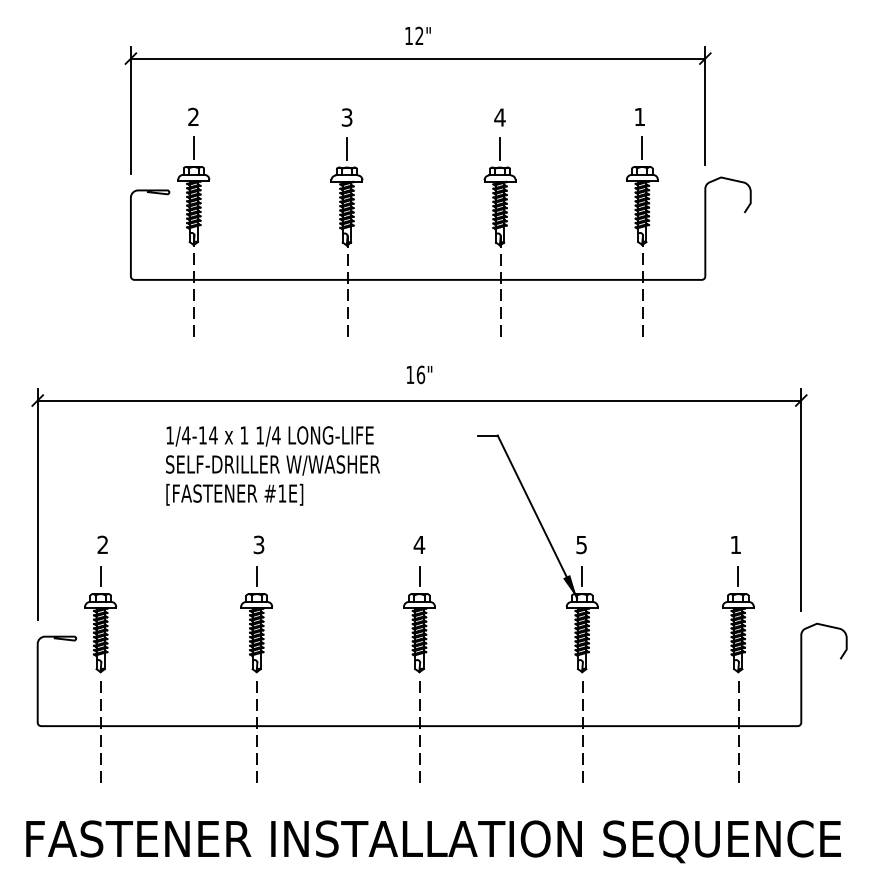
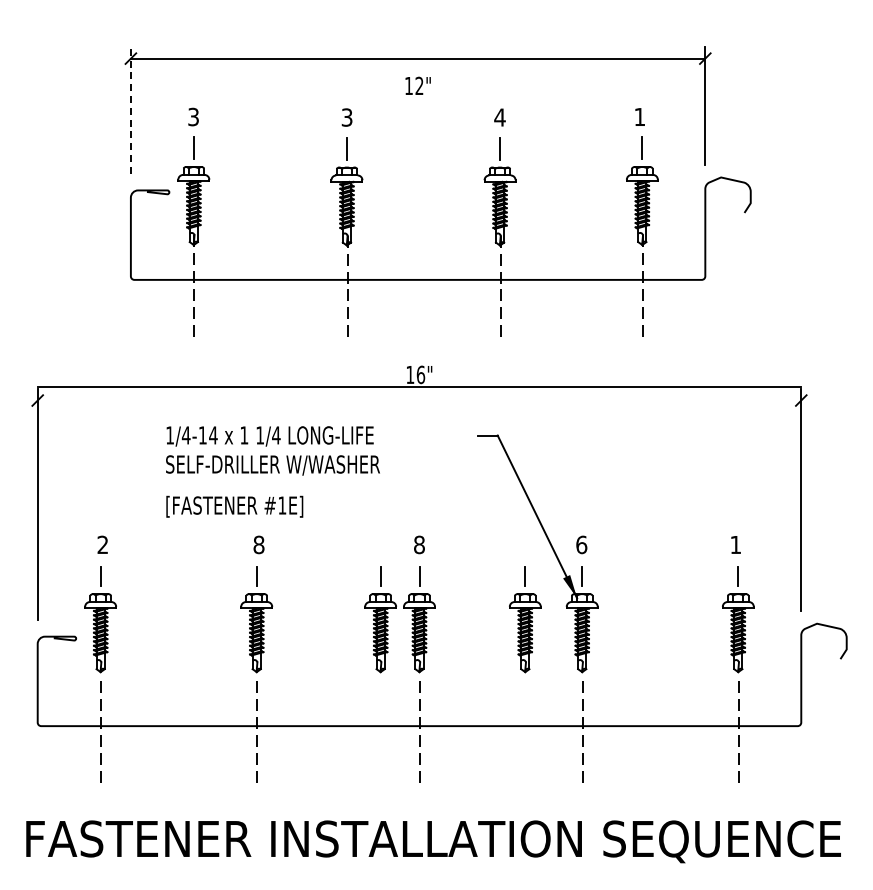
text position: (417, 35) -> (417, 85) (417, 85)
line: solid -> dashed (130, 110)
text: 2 -> 3 (193, 117)
line position: (419, 400) -> (419, 386) (419, 386)
text position: (234, 494) -> (234, 506) (234, 506)
text: 3 -> 8 (258, 544)
text: 4 -> 8 (419, 544)
text: 5 -> 6 (581, 544)
part: none -> present (380, 619)
part: none -> present (525, 619)
